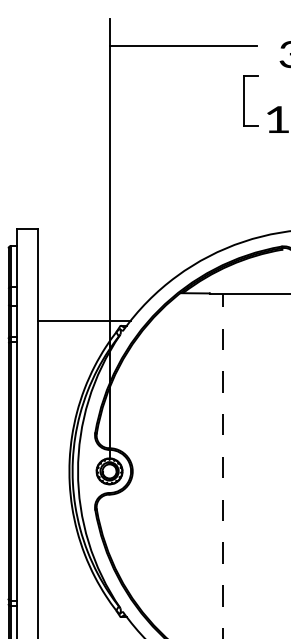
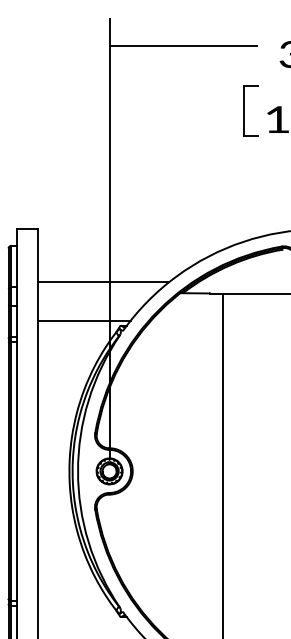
part position: (250, 100) -> (250, 110) (250, 110)
line: none -> present (103, 281)
line: dashed -> solid (223, 465)
